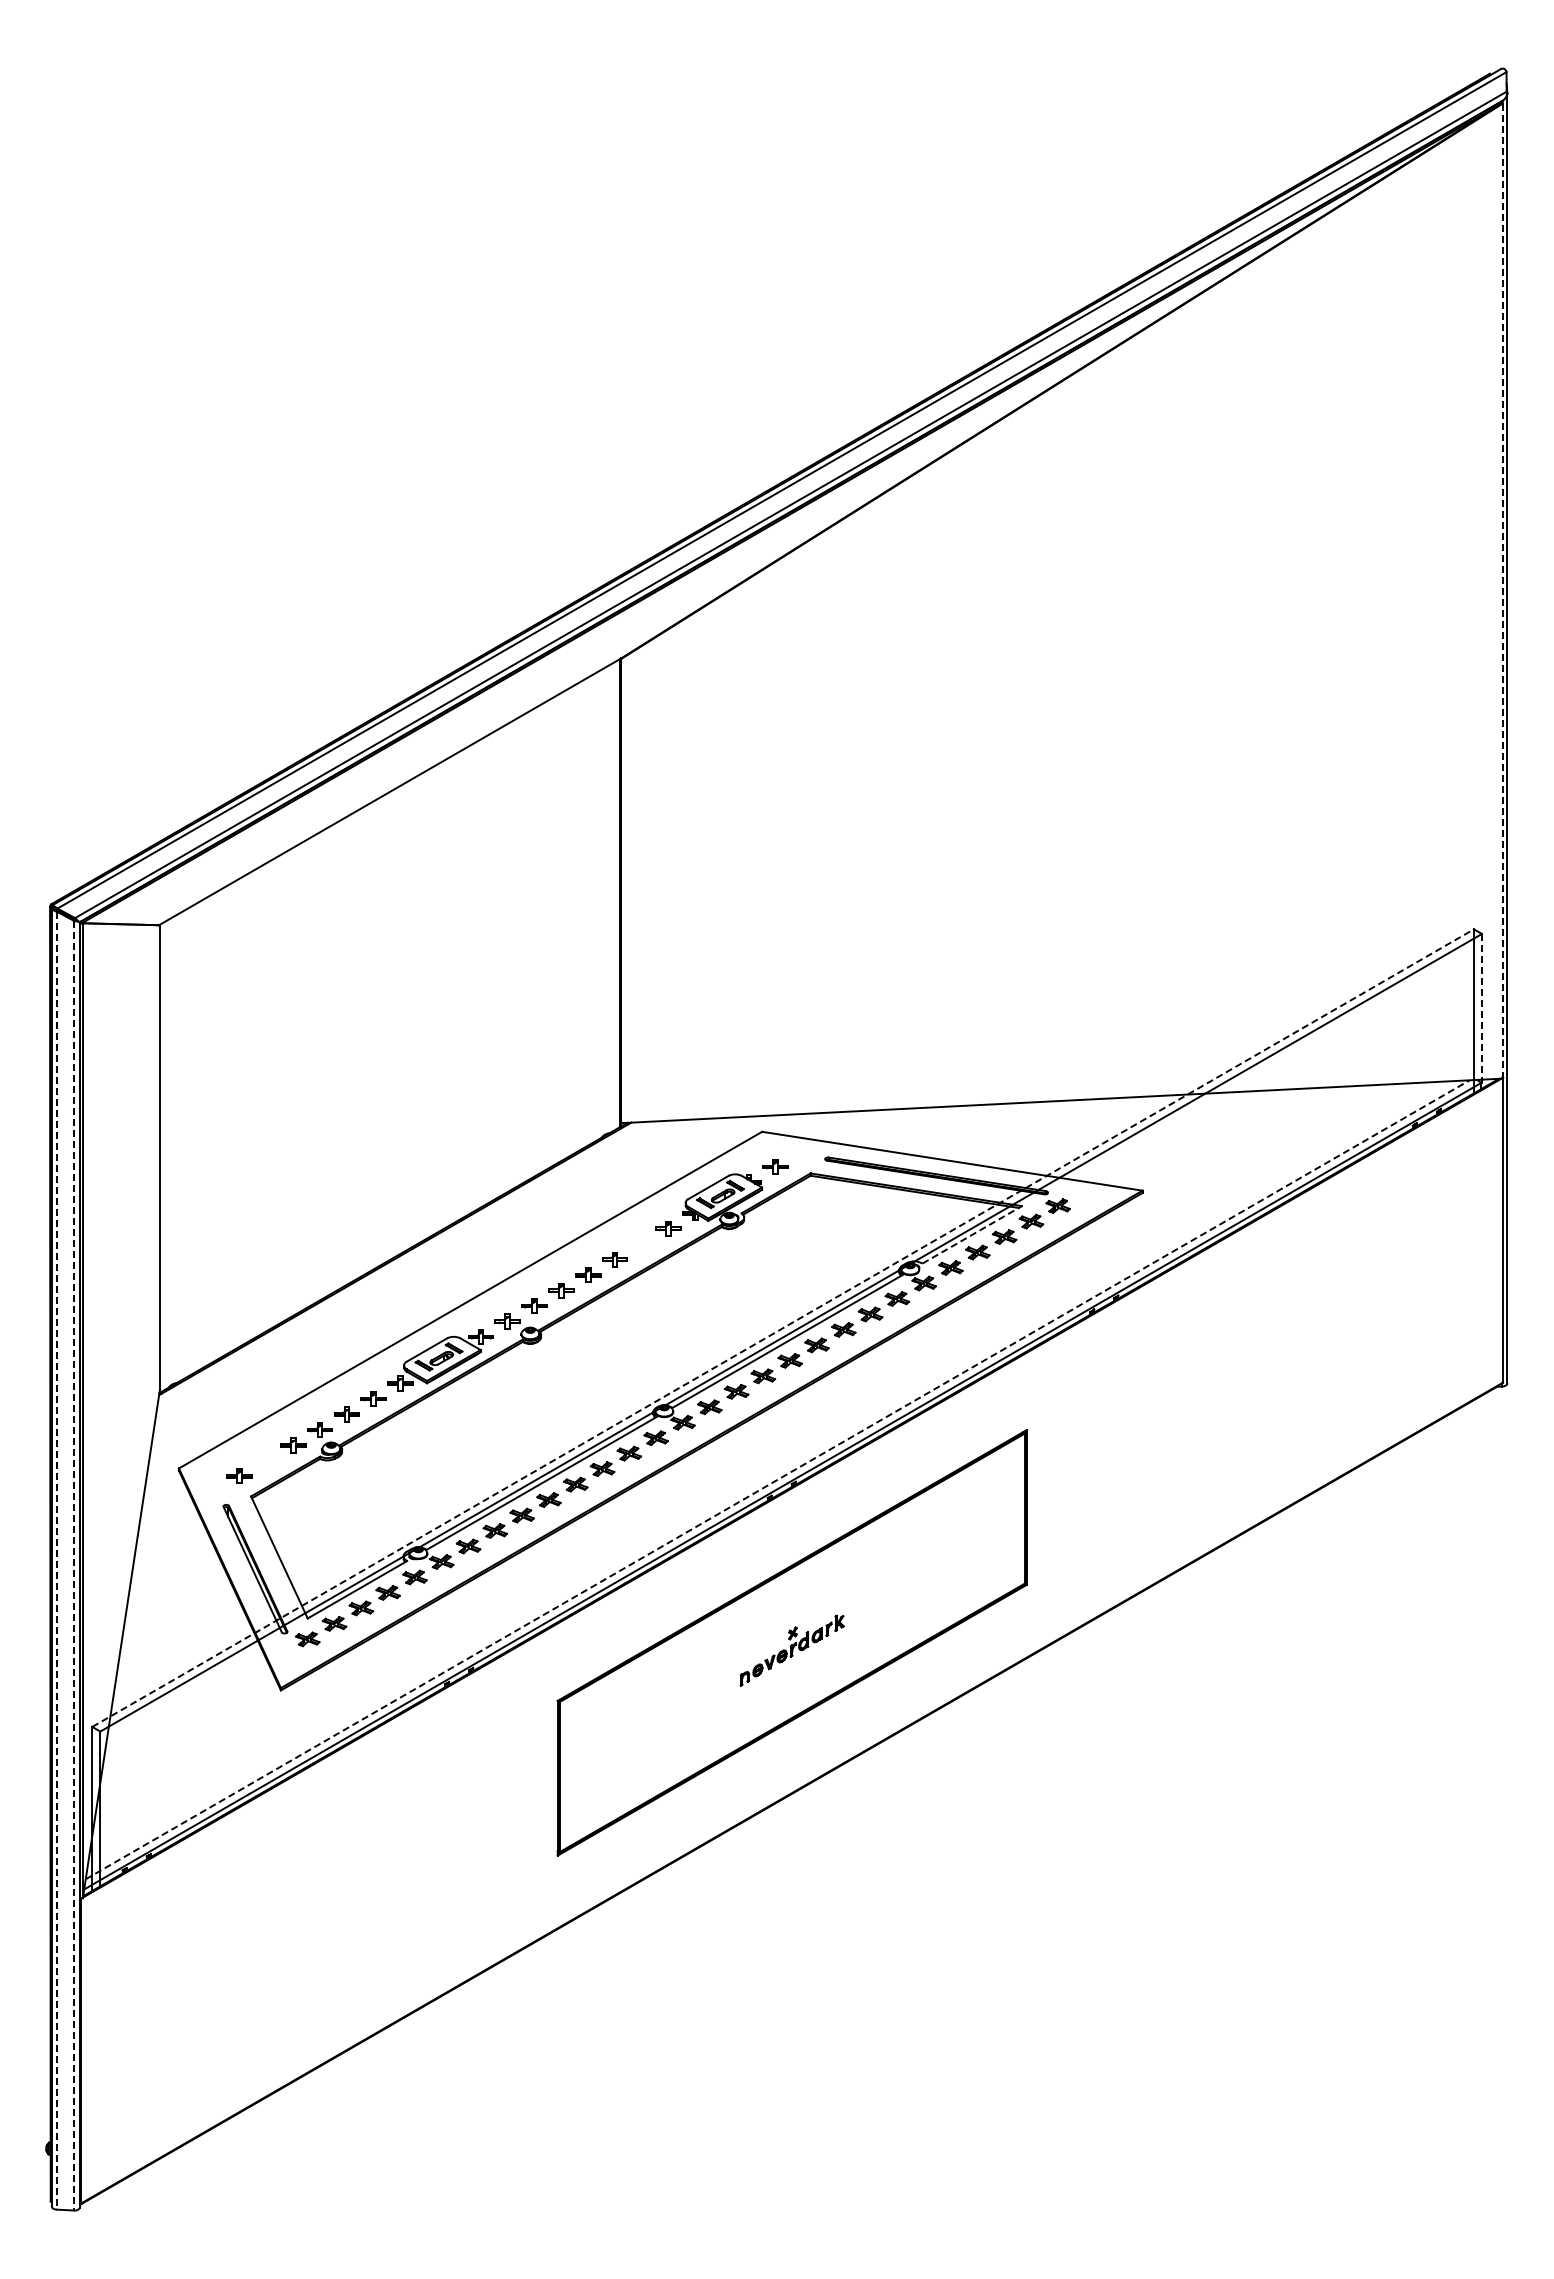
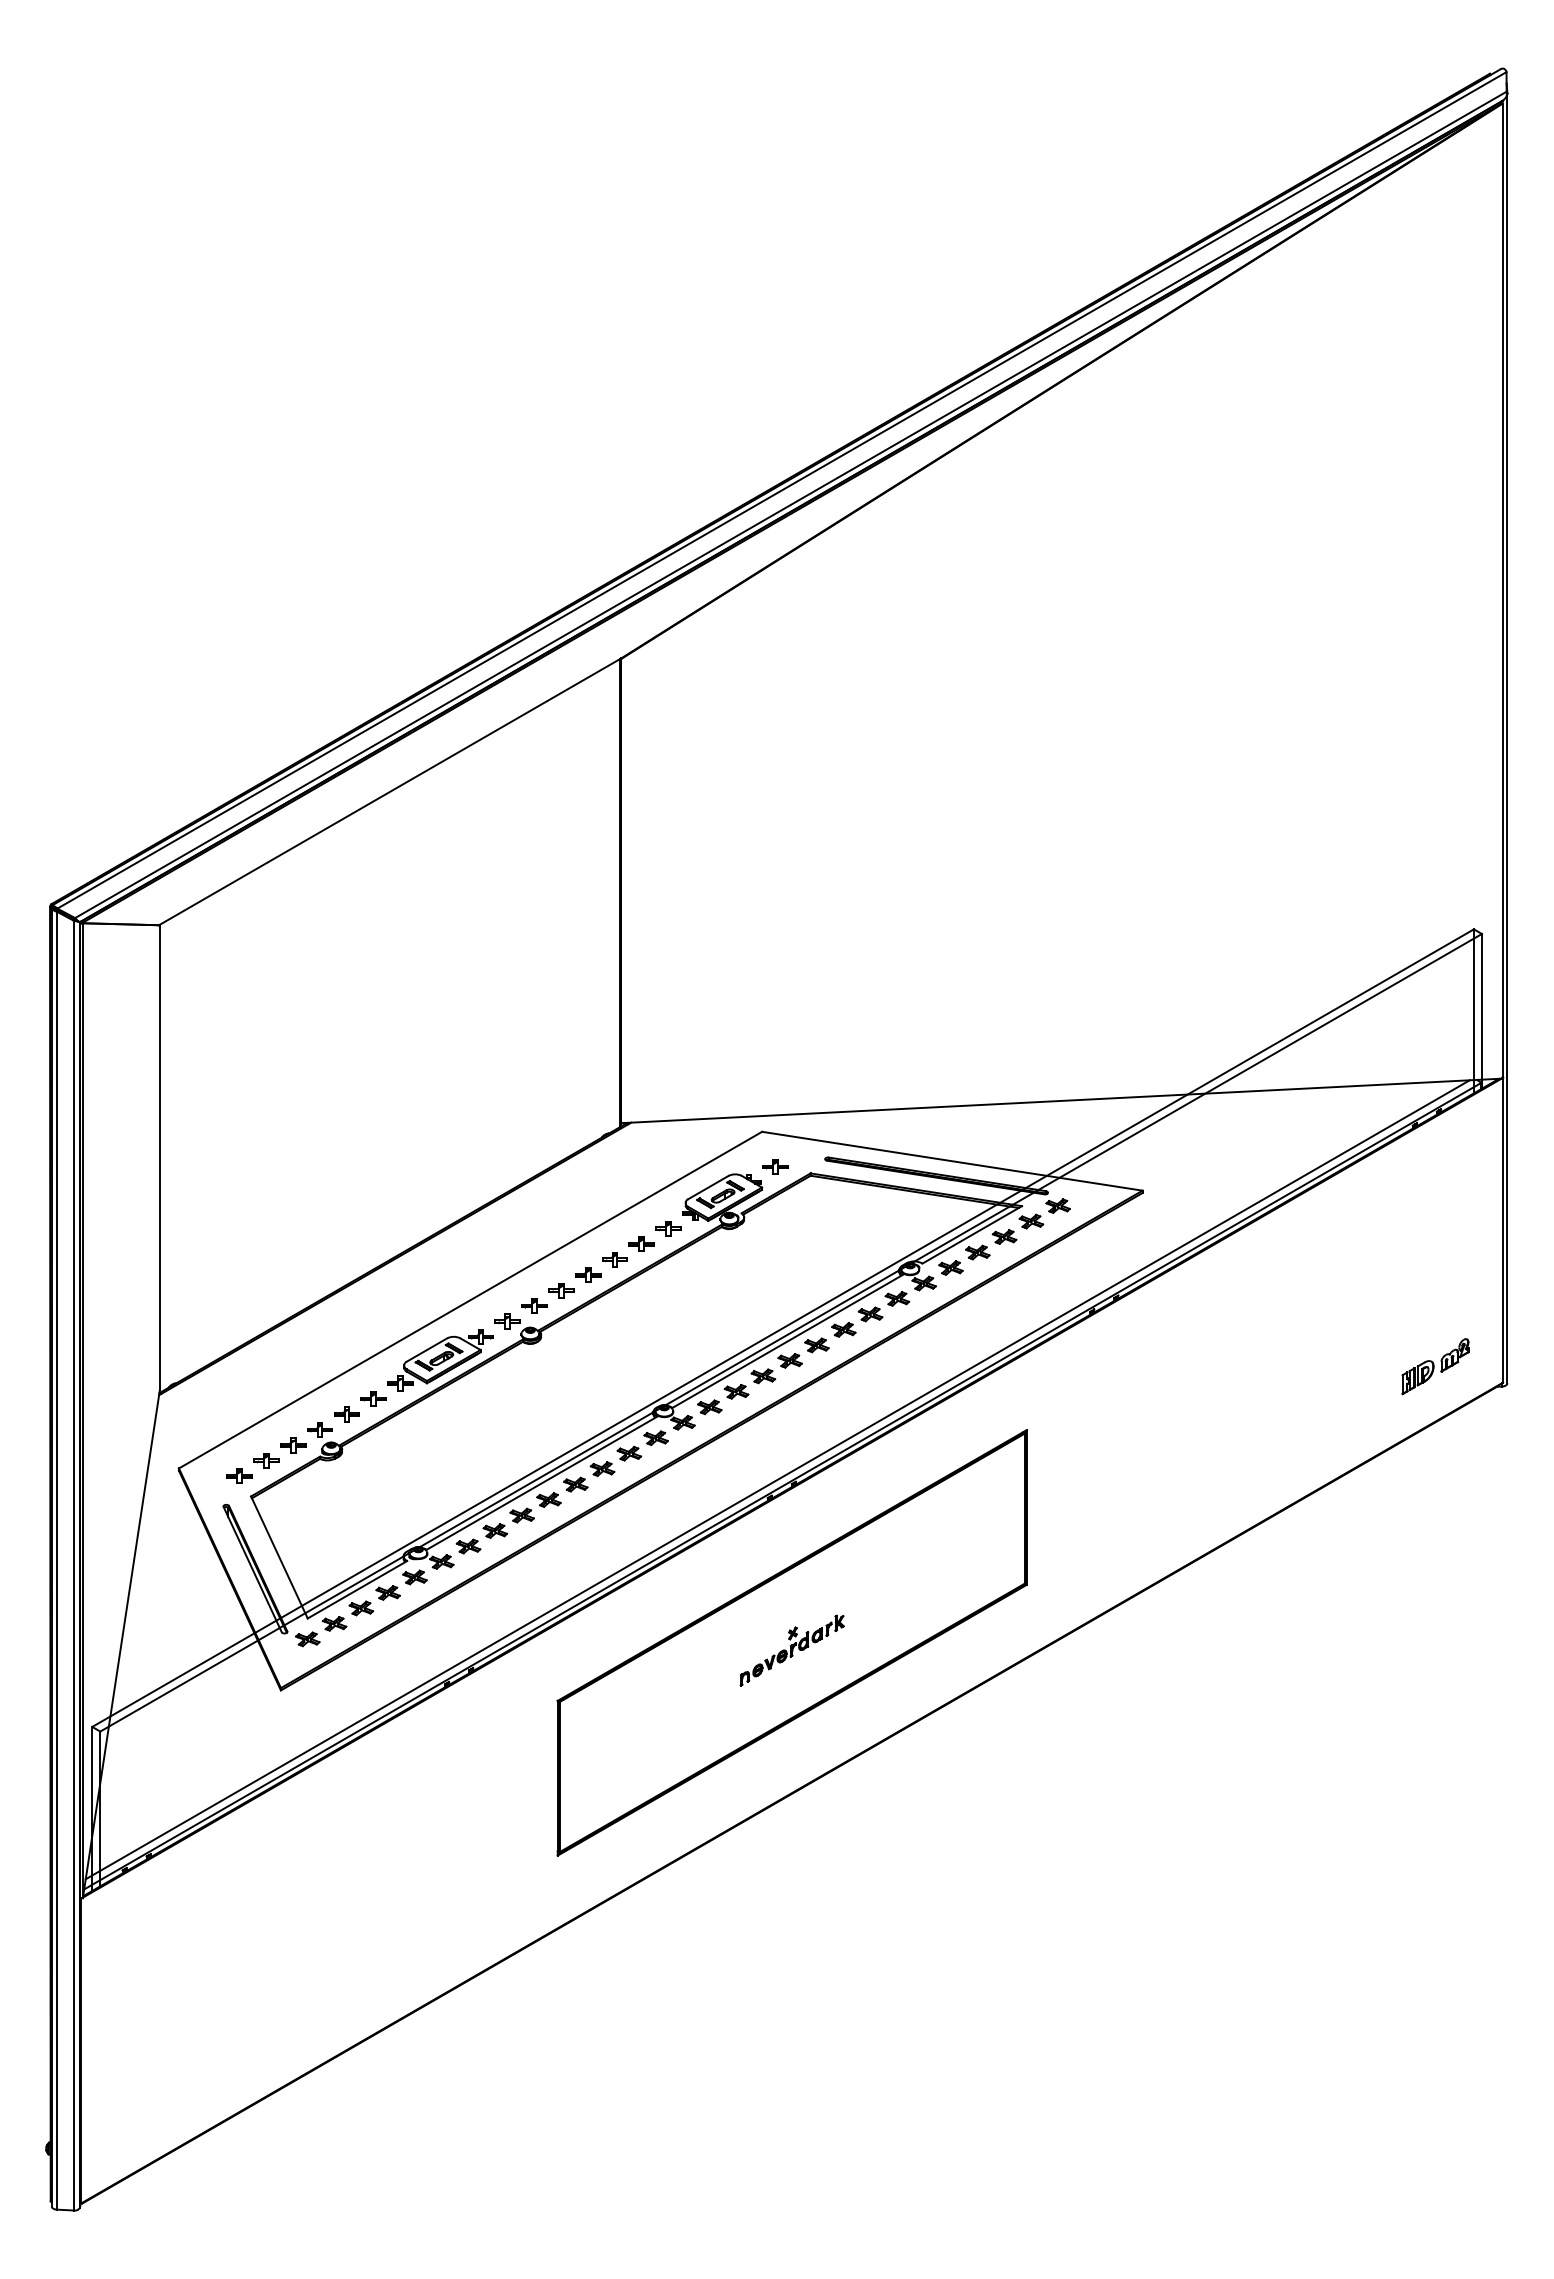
line: dashed -> solid (1502, 590)
line: dashed -> solid (1481, 1011)
line: dashed -> solid (972, 1234)
part: none -> present (641, 1243)
line: dashed -> solid (783, 1328)
part: none -> present (1435, 1366)
part: none -> present (266, 1460)
line: dashed -> solid (778, 1479)
line: dashed -> solid (56, 1560)
line: dashed -> solid (73, 1565)
